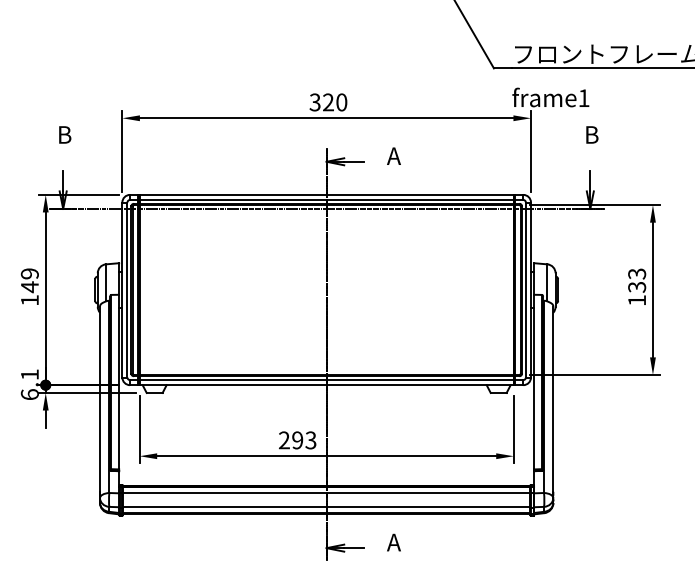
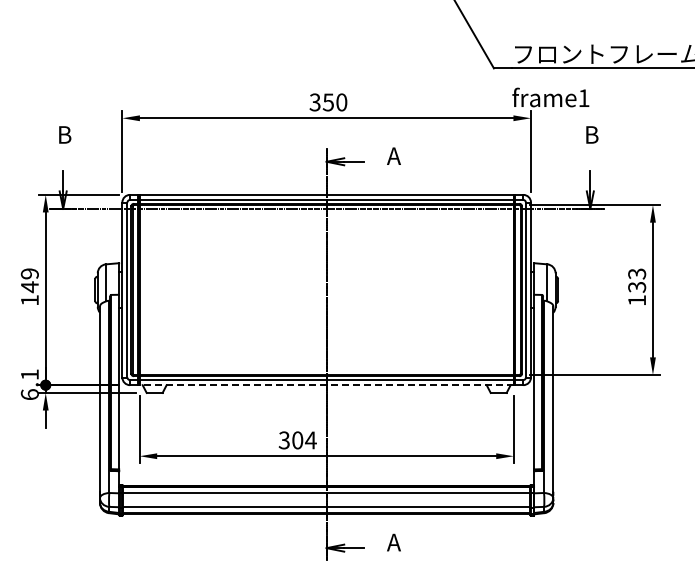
text: 320 -> 350 (327, 102)
line: solid -> dashed (326, 385)
text: 293 -> 304 (297, 440)
